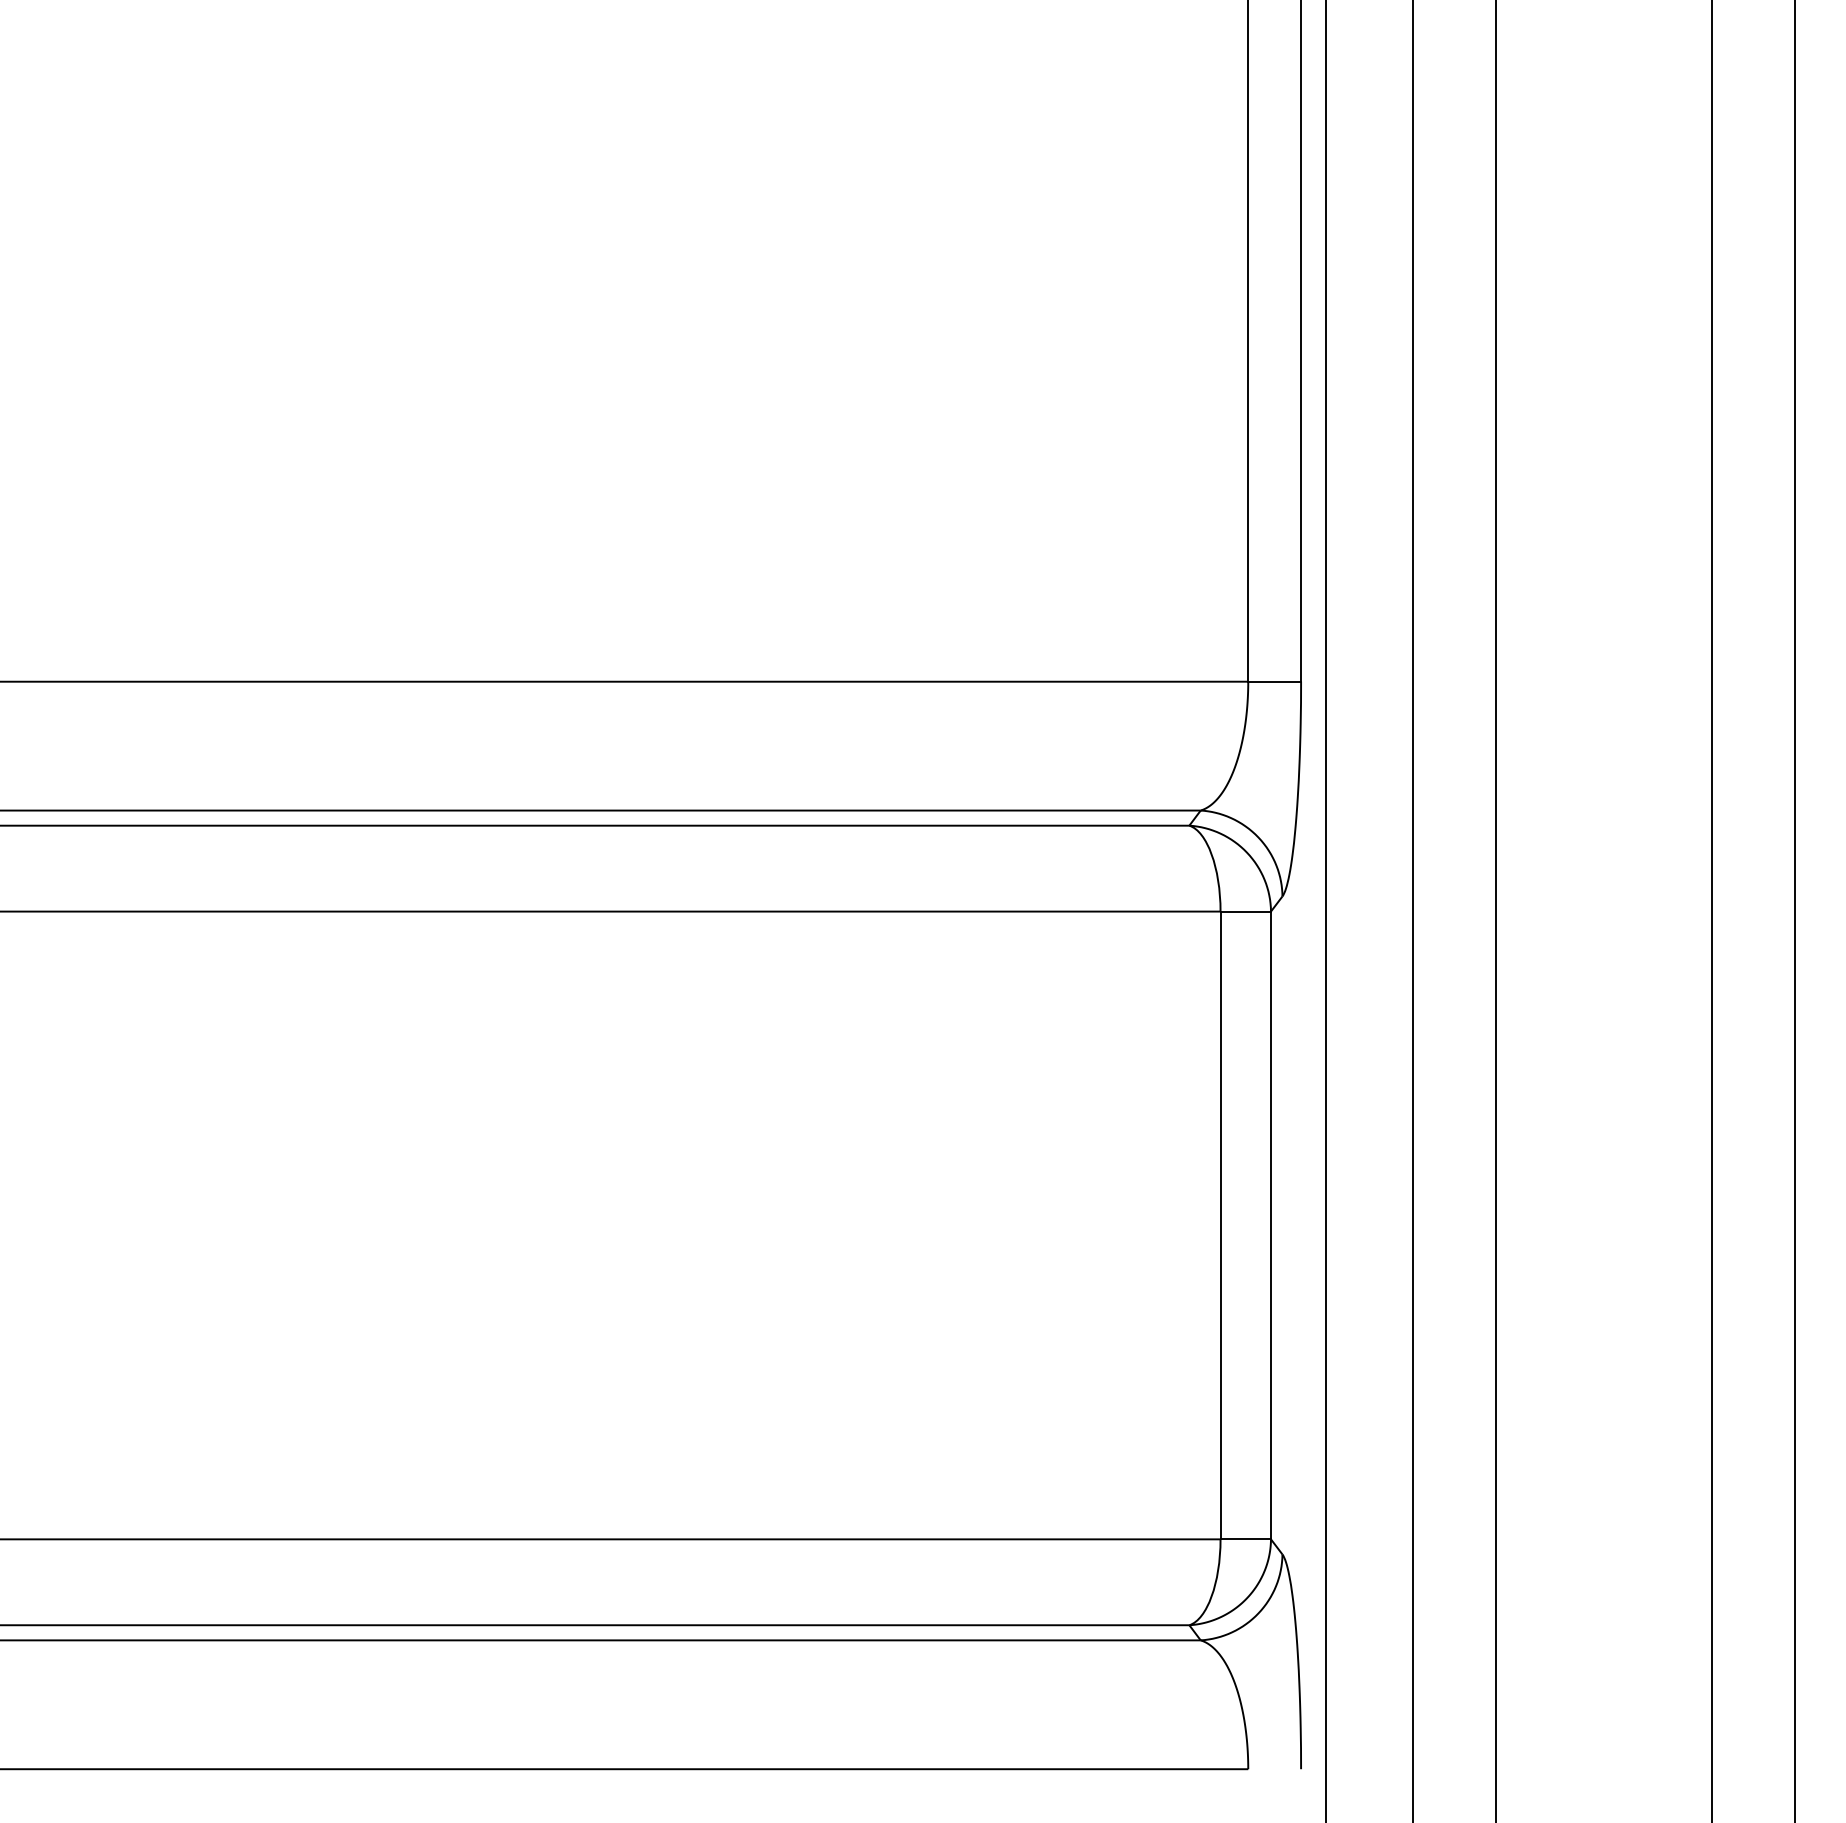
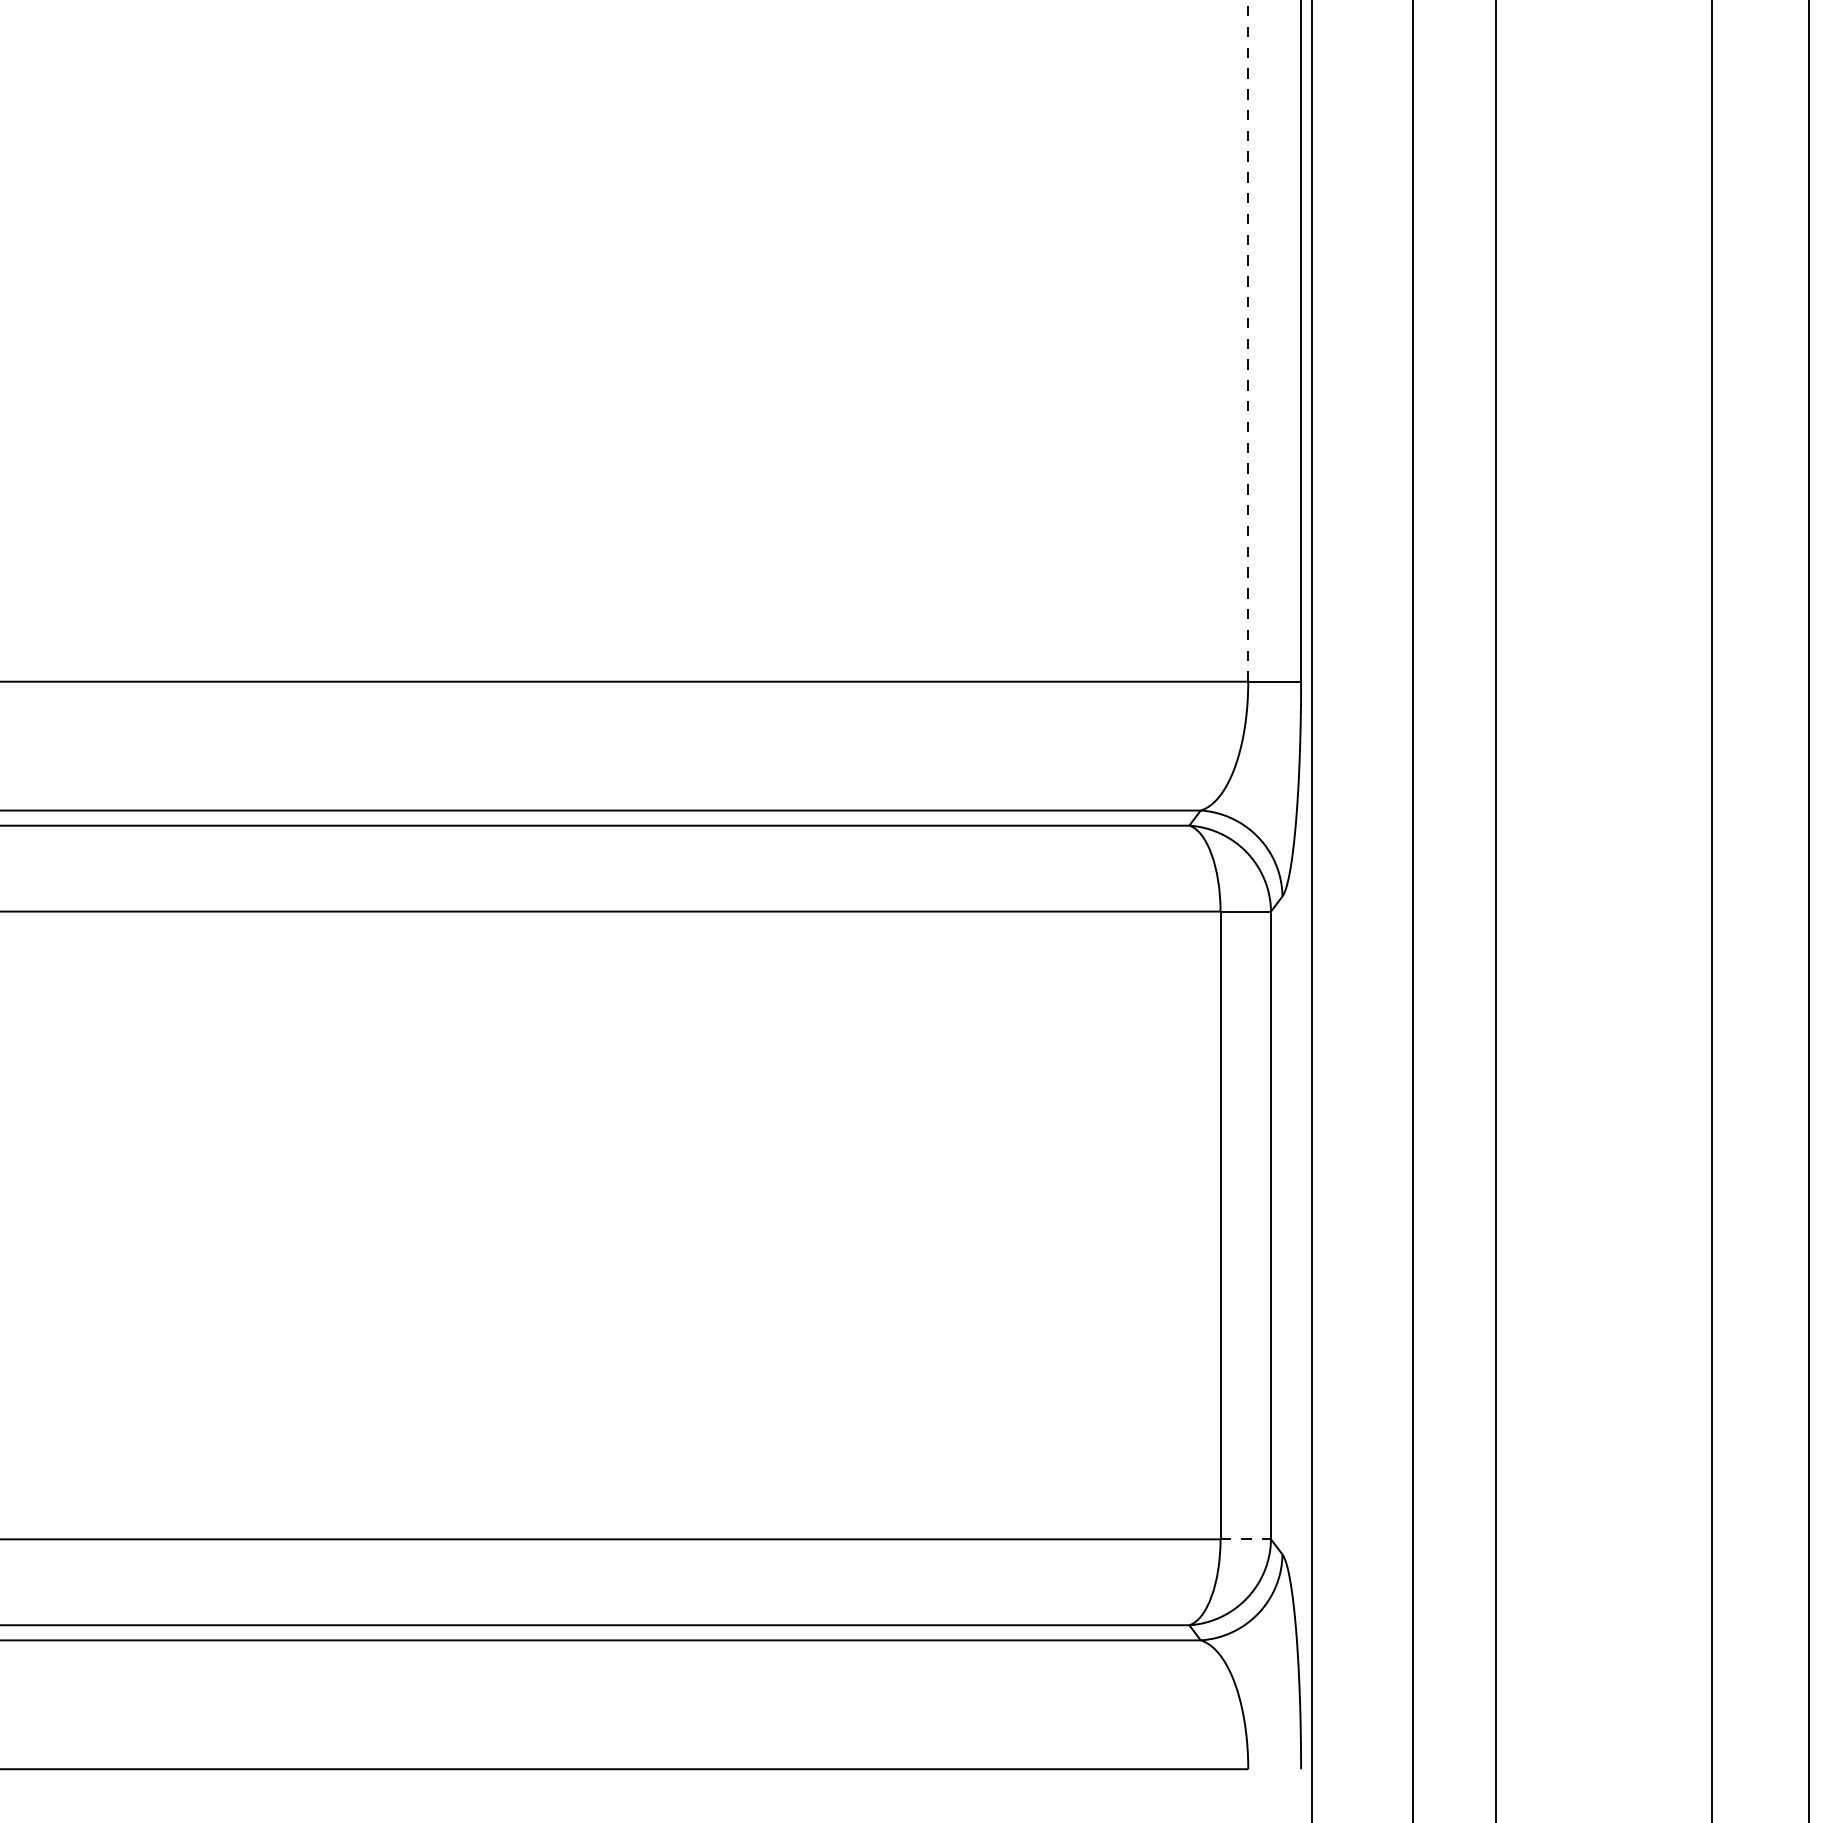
line: solid -> dashed (1248, 340)
line position: (1326, 910) -> (1312, 910) (1312, 910)
line position: (1795, 910) -> (1809, 910) (1809, 910)
line: solid -> dashed (1246, 1539)
